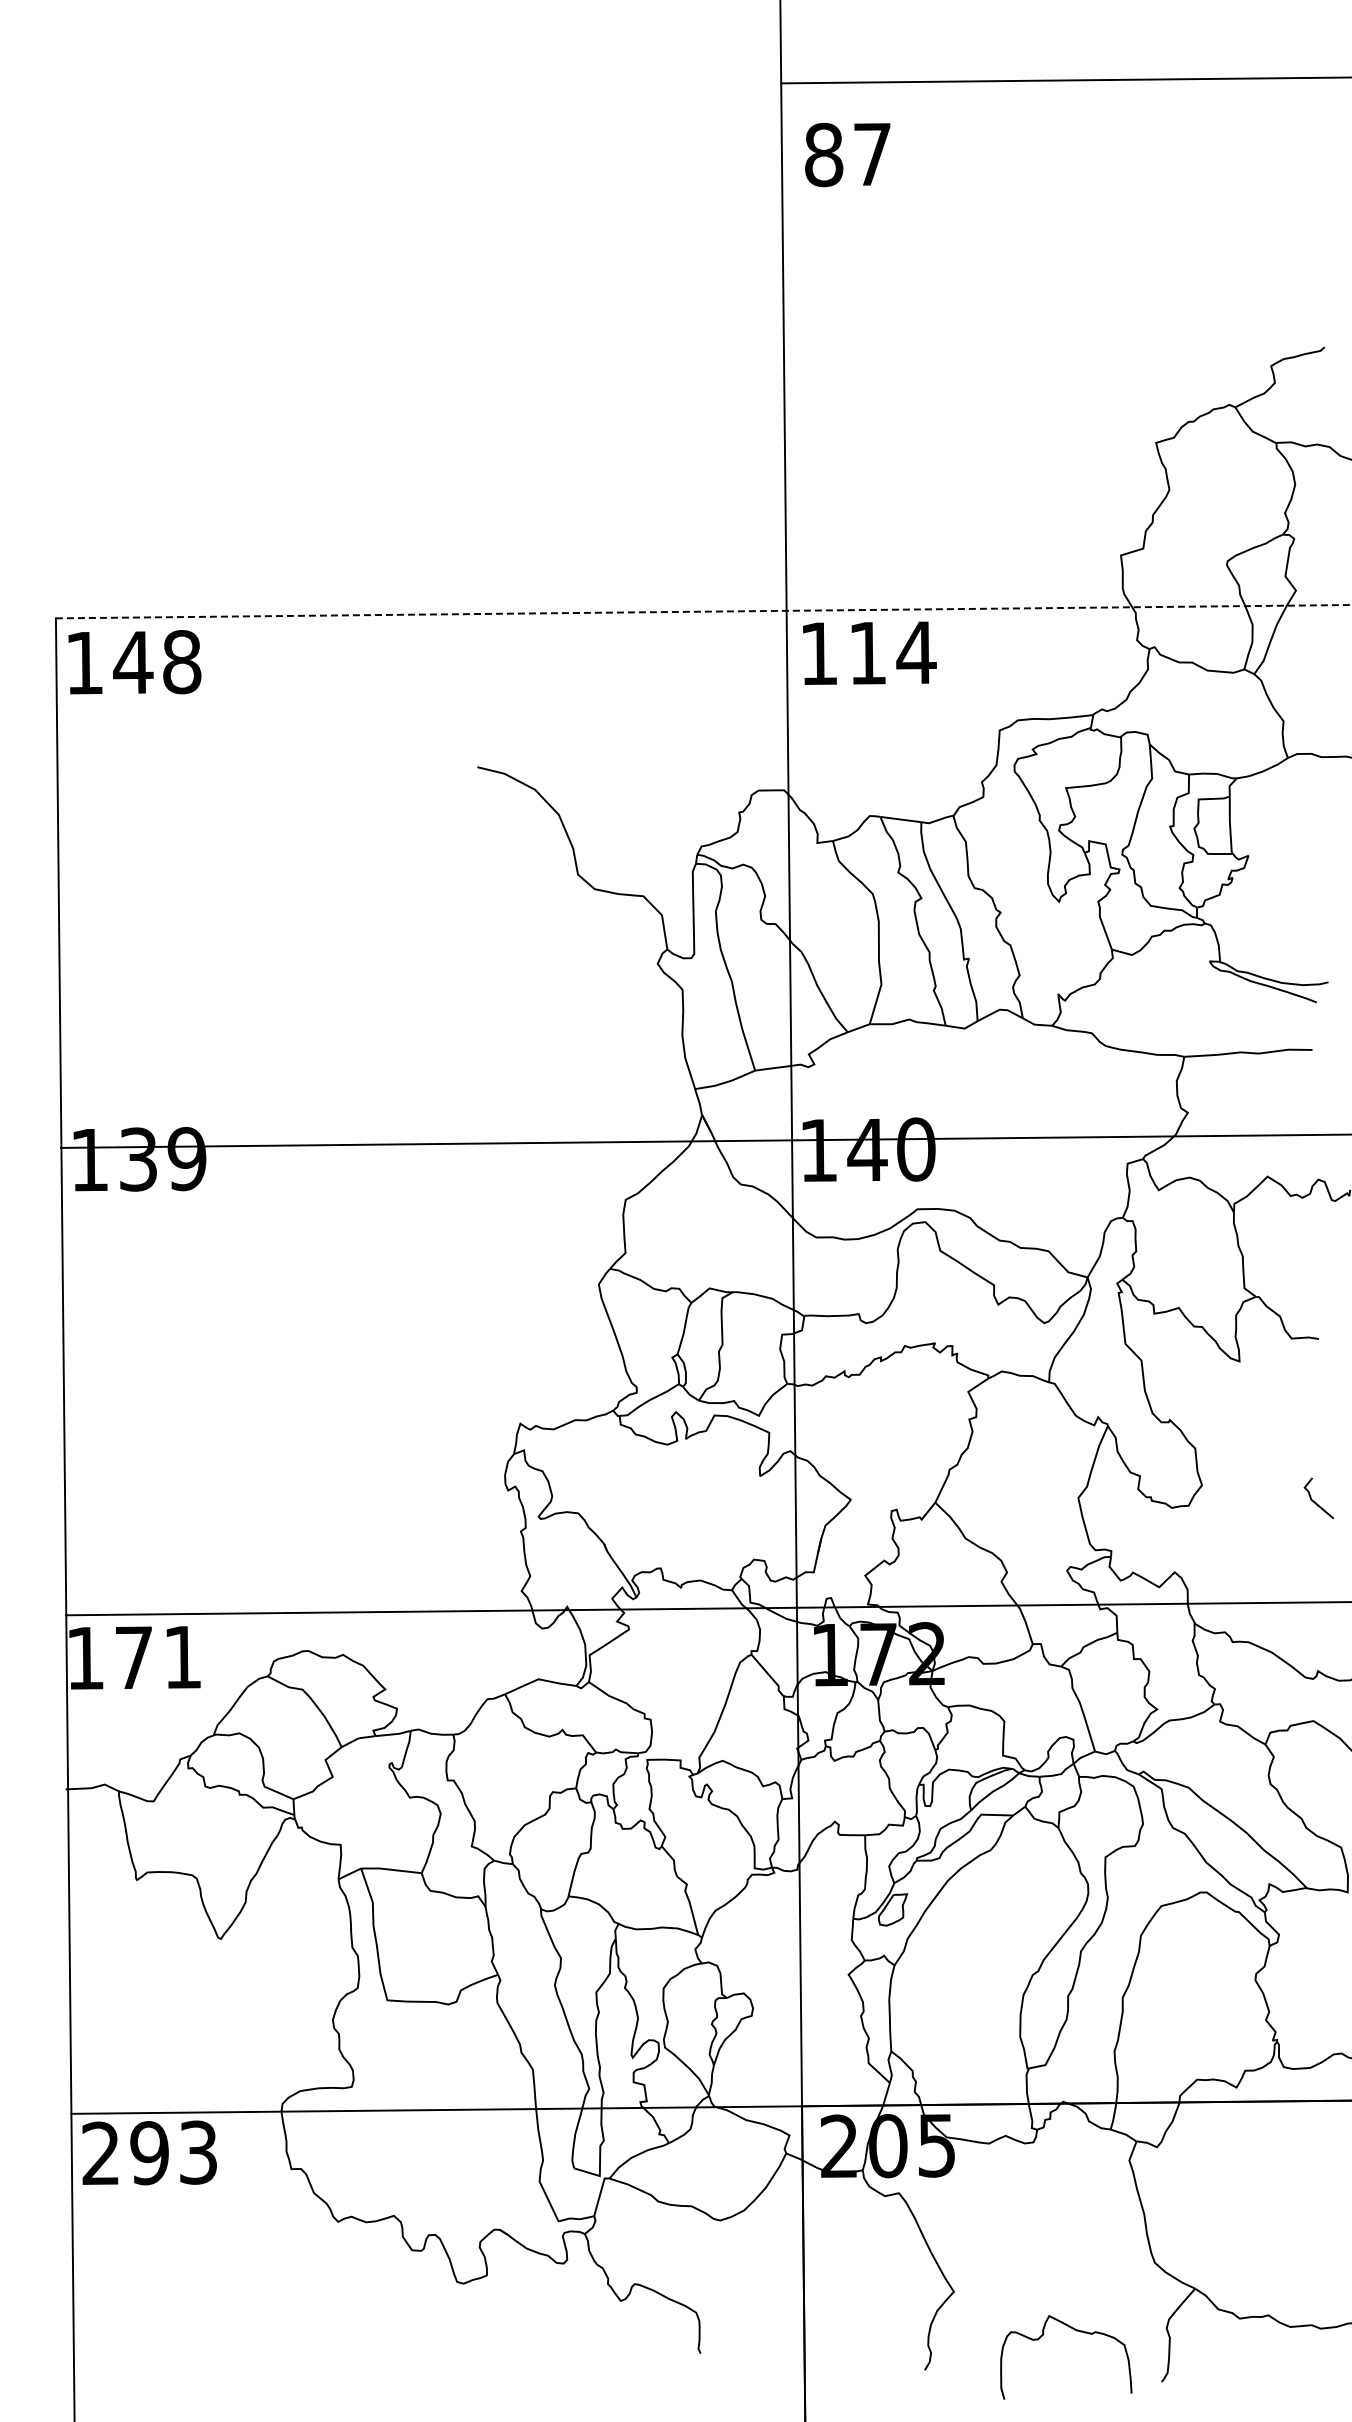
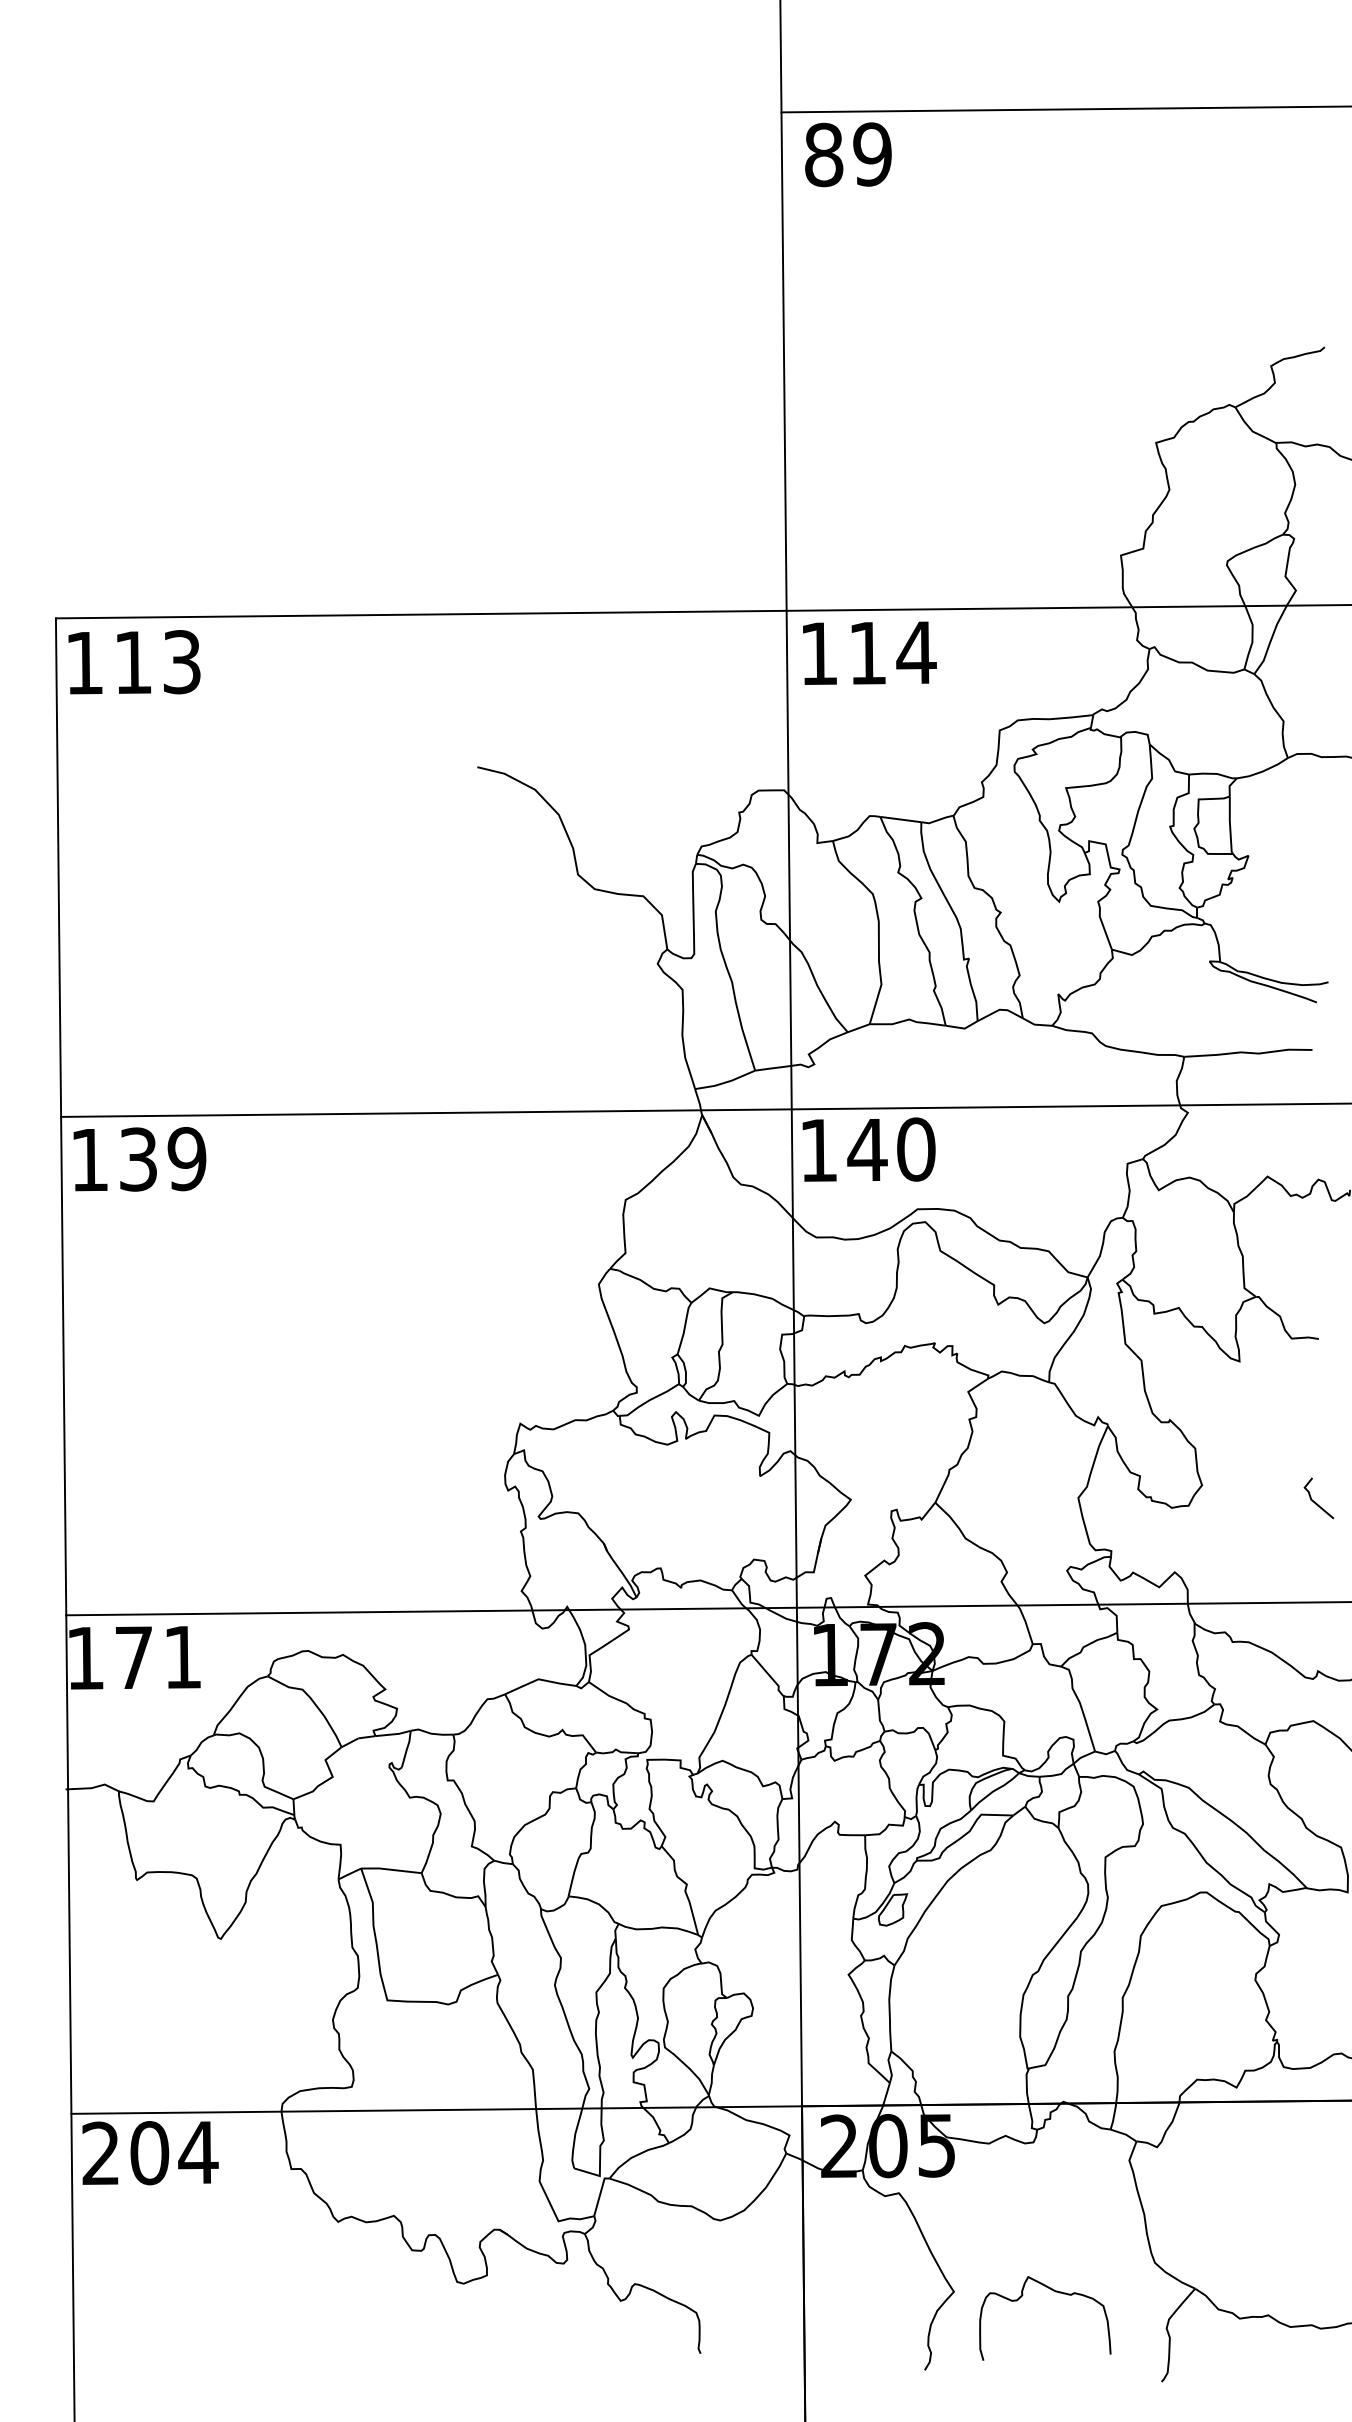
line position: (1064, 80) -> (1064, 109) (1064, 109)
text: 87 -> 89 (872, 154)
line: dashed -> solid (703, 611)
text: 148 -> 113 (157, 662)
line position: (704, 1140) -> (704, 1109) (704, 1109)
text: 293 -> 204 (174, 2152)
curve position: (1076, 2331) -> (1055, 2292) (1055, 2292)
